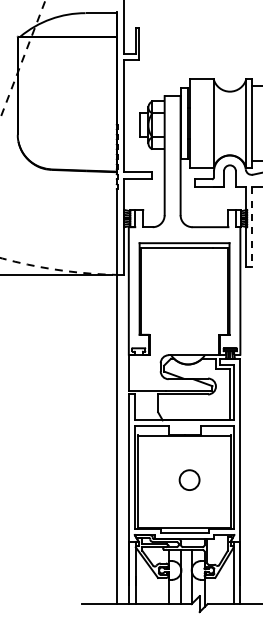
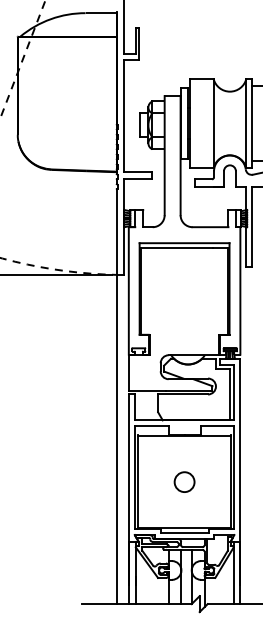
line: dashed -> solid (252, 227)
circle position: (189, 479) -> (184, 481) (184, 481)
